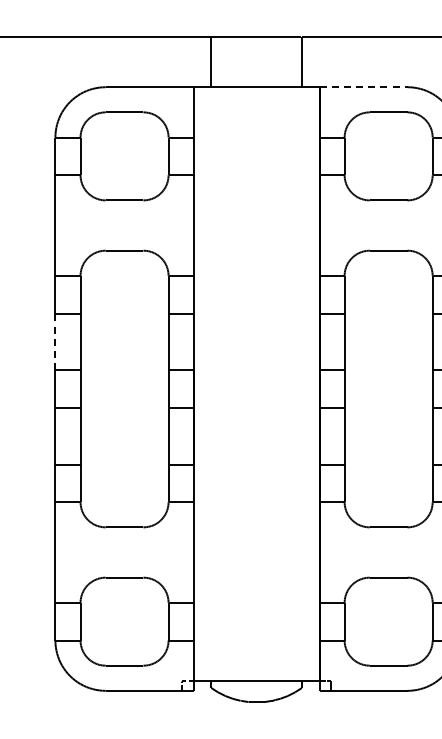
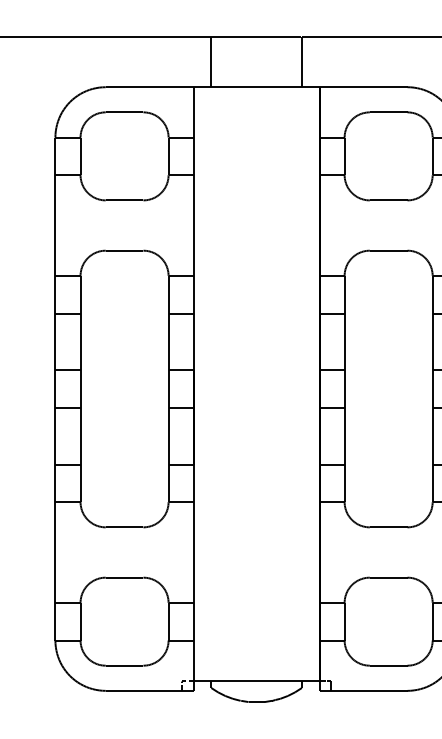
line: dashed -> solid (363, 87)
line: dashed -> solid (55, 341)
